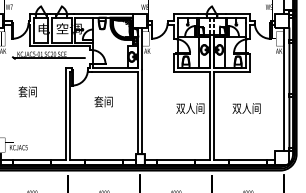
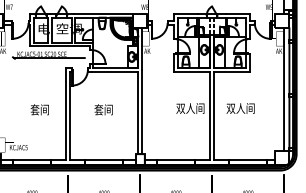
text position: (27, 91) -> (39, 109) (39, 109)
text position: (103, 101) -> (103, 109) (103, 109)
text position: (246, 108) -> (240, 108) (240, 108)
